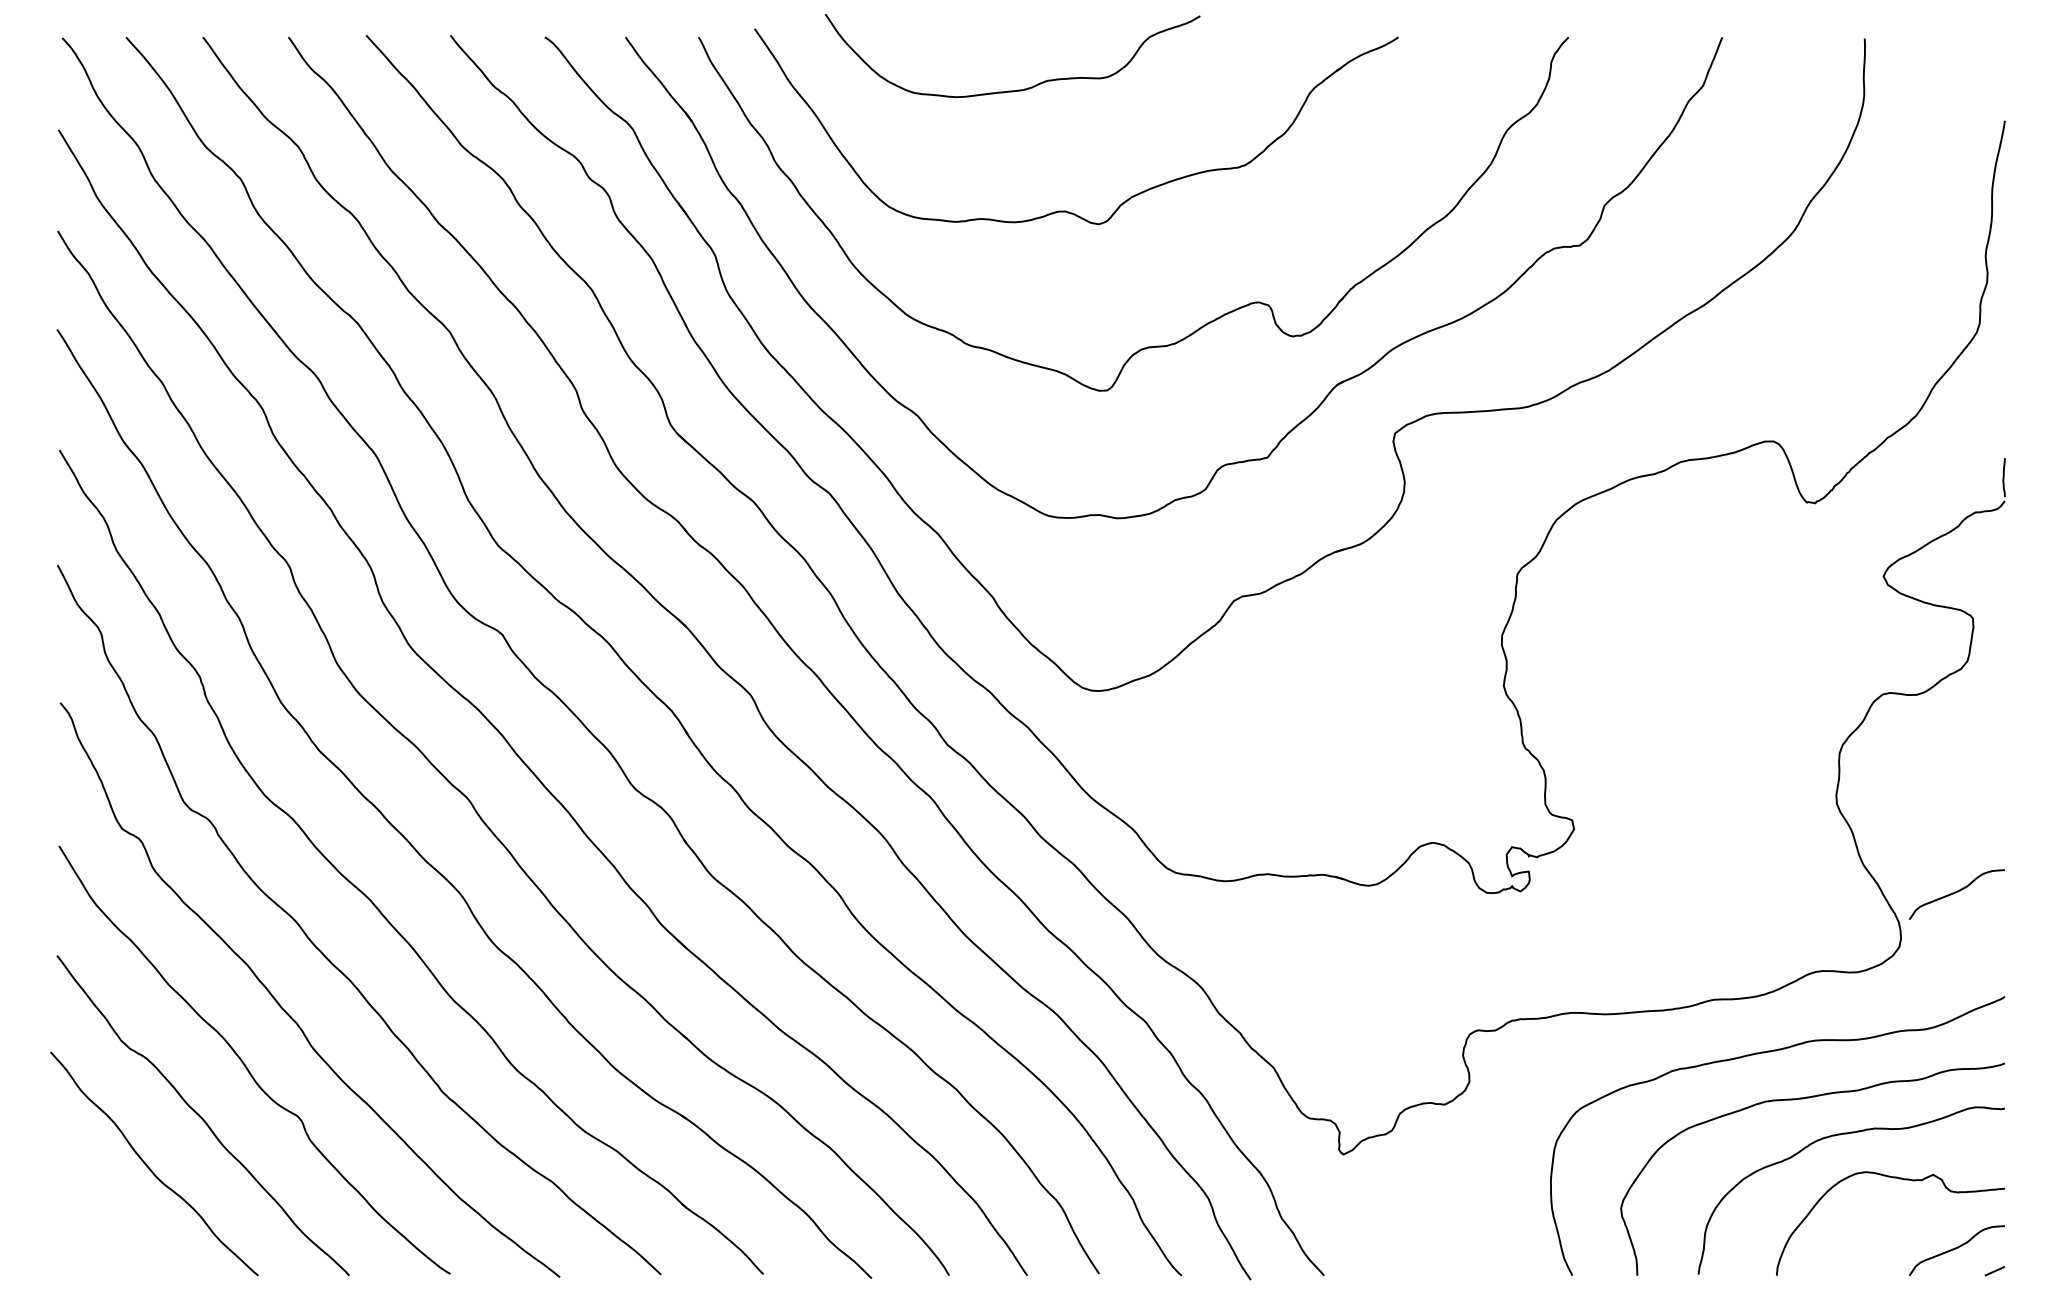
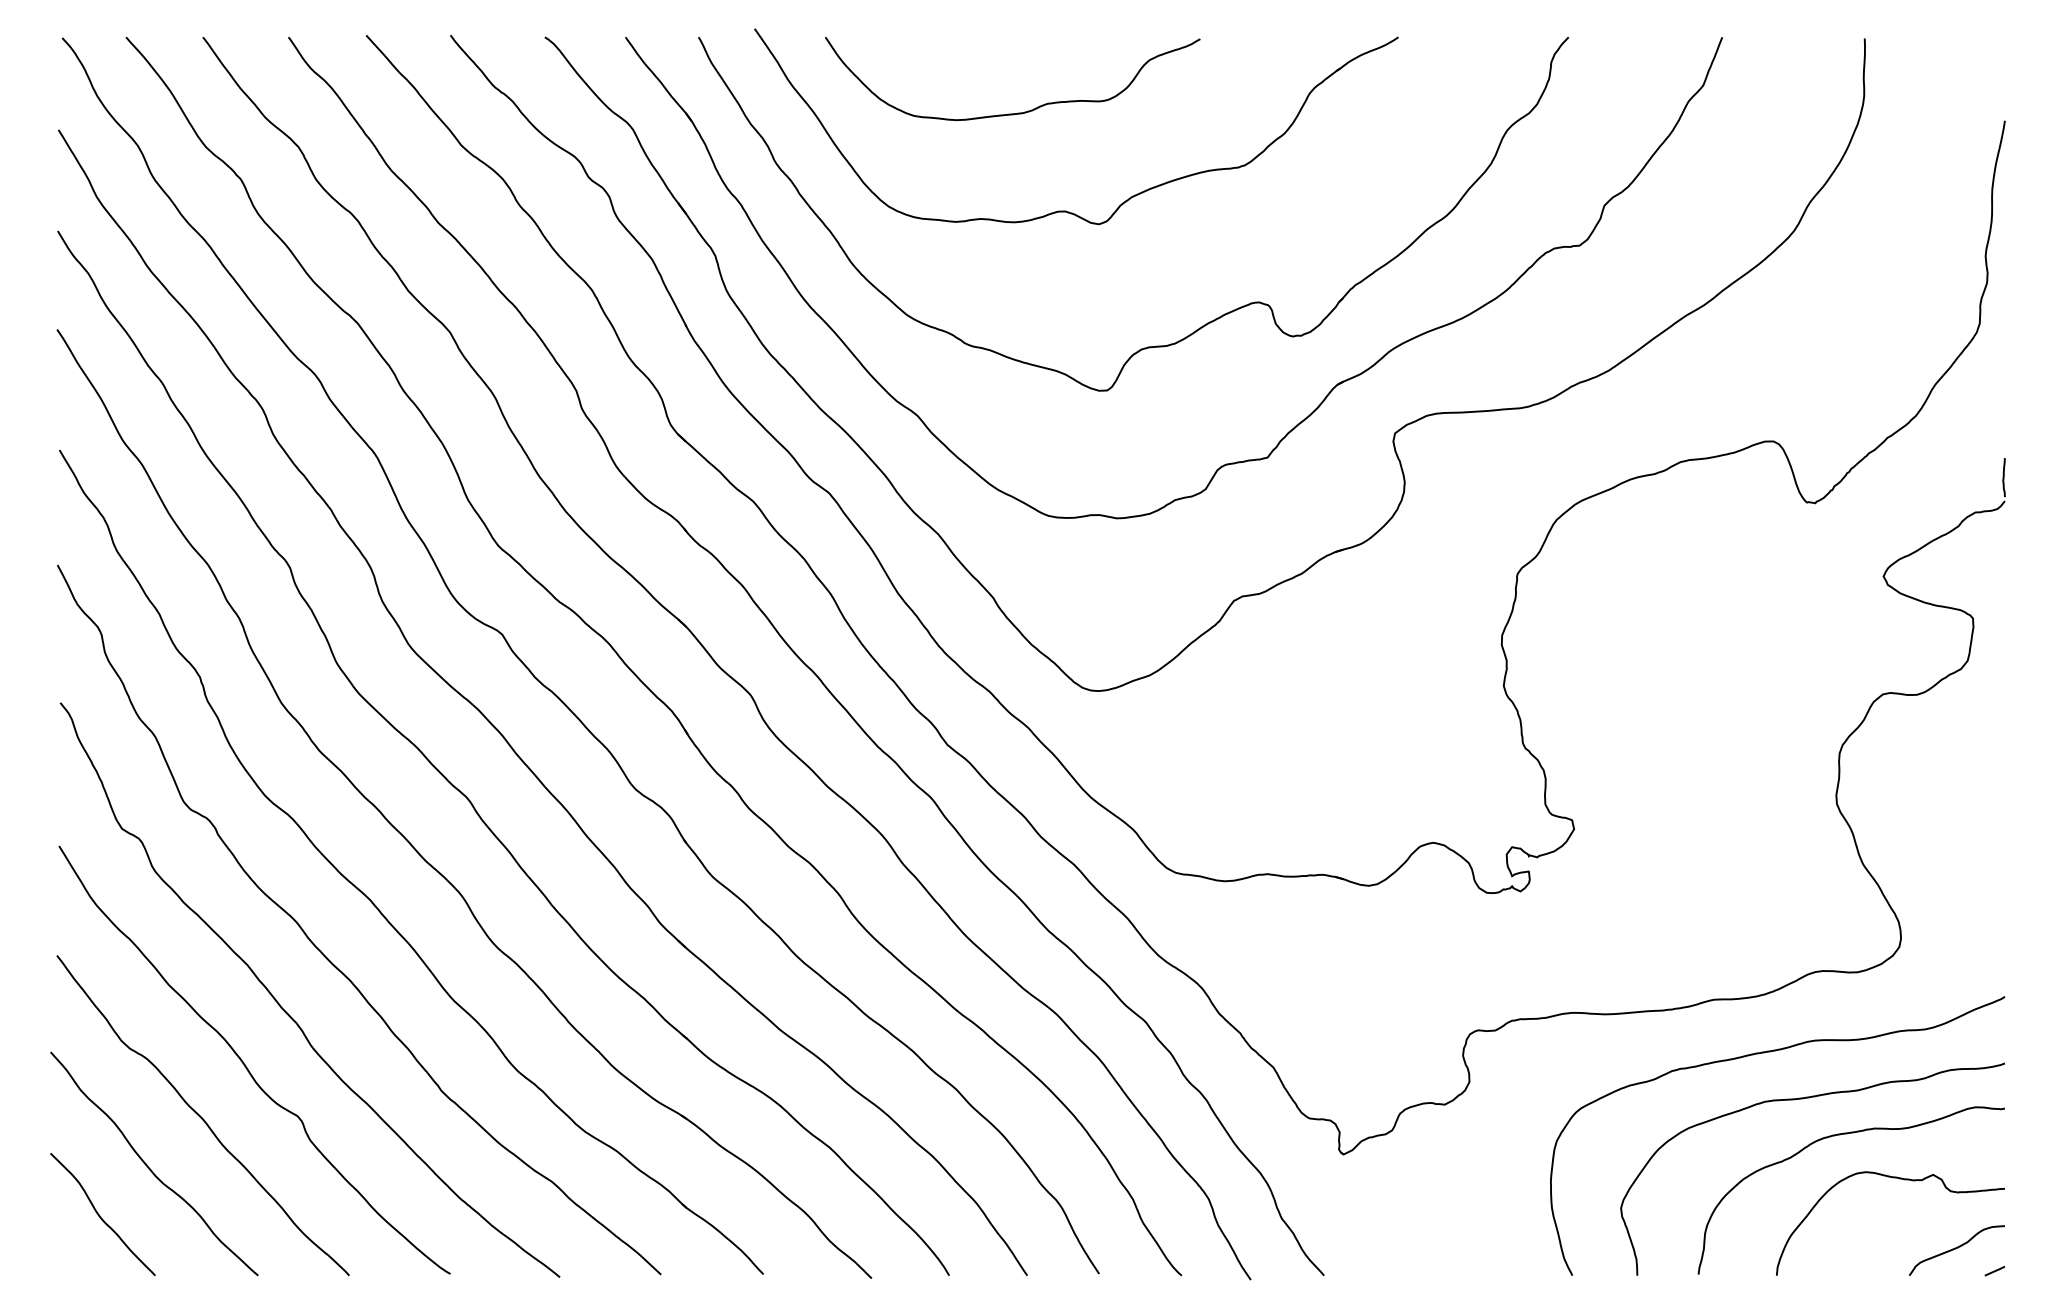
curve position: (1017, 89) -> (1017, 112) (1017, 112)
curve: present -> none (1956, 893)
curve: none -> present (100, 1215)
